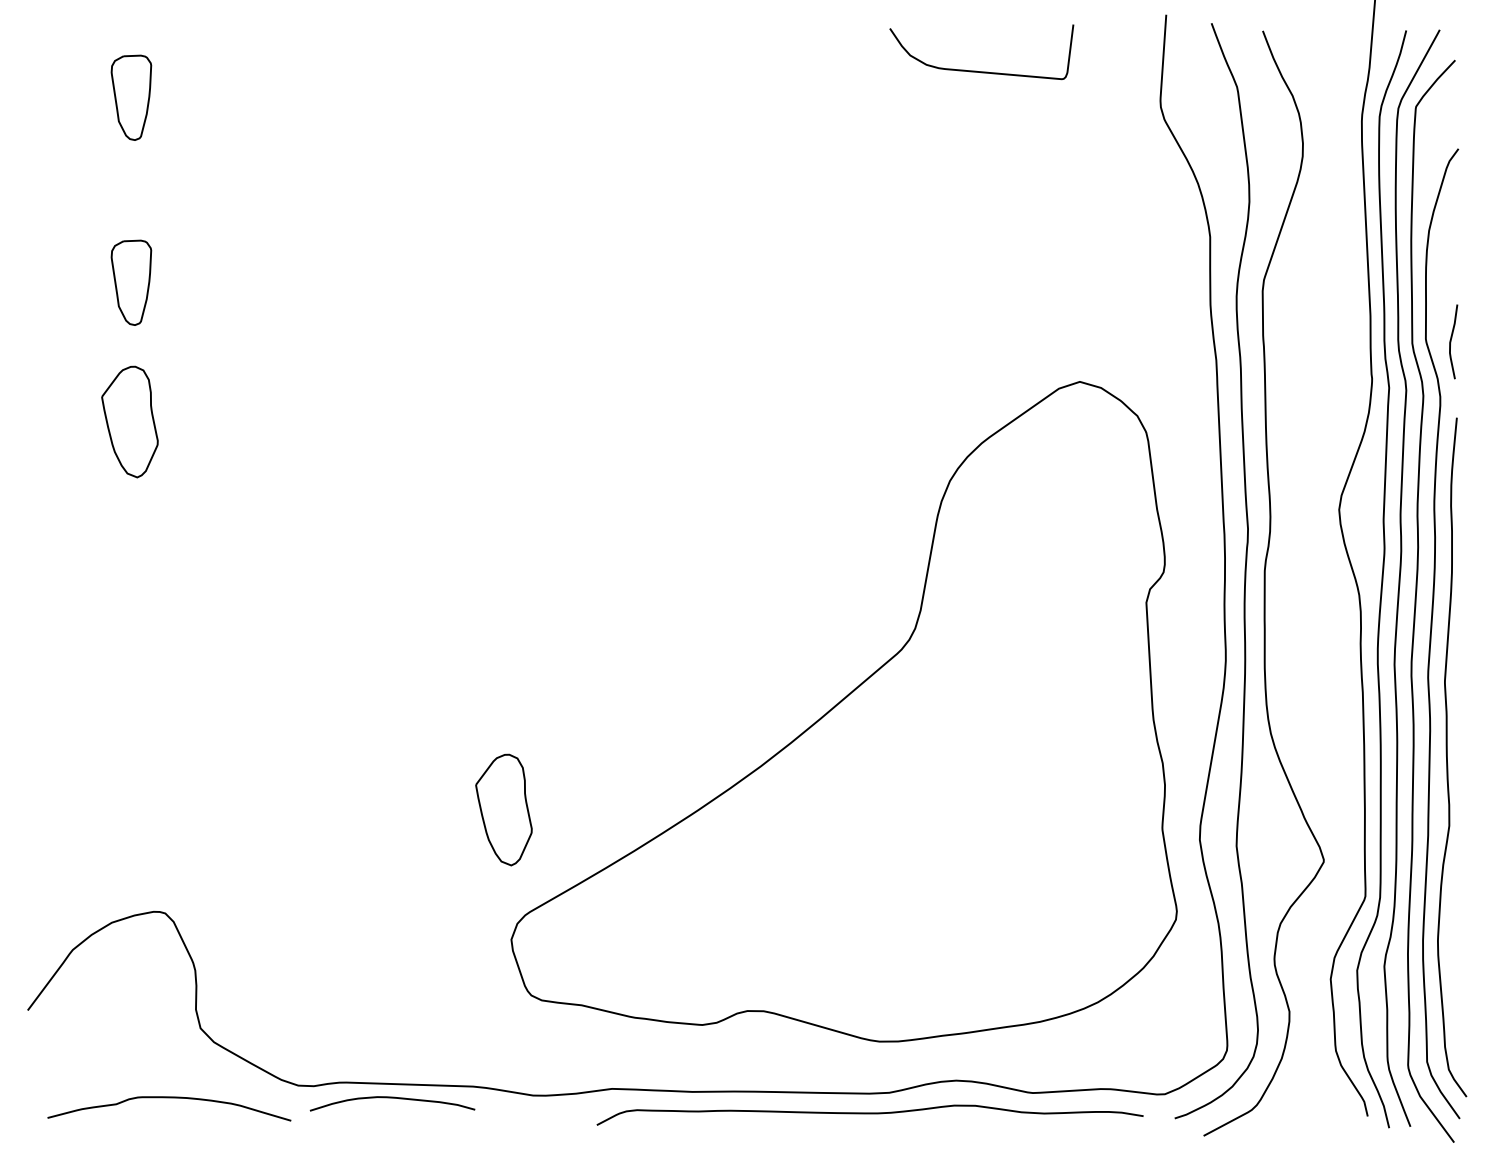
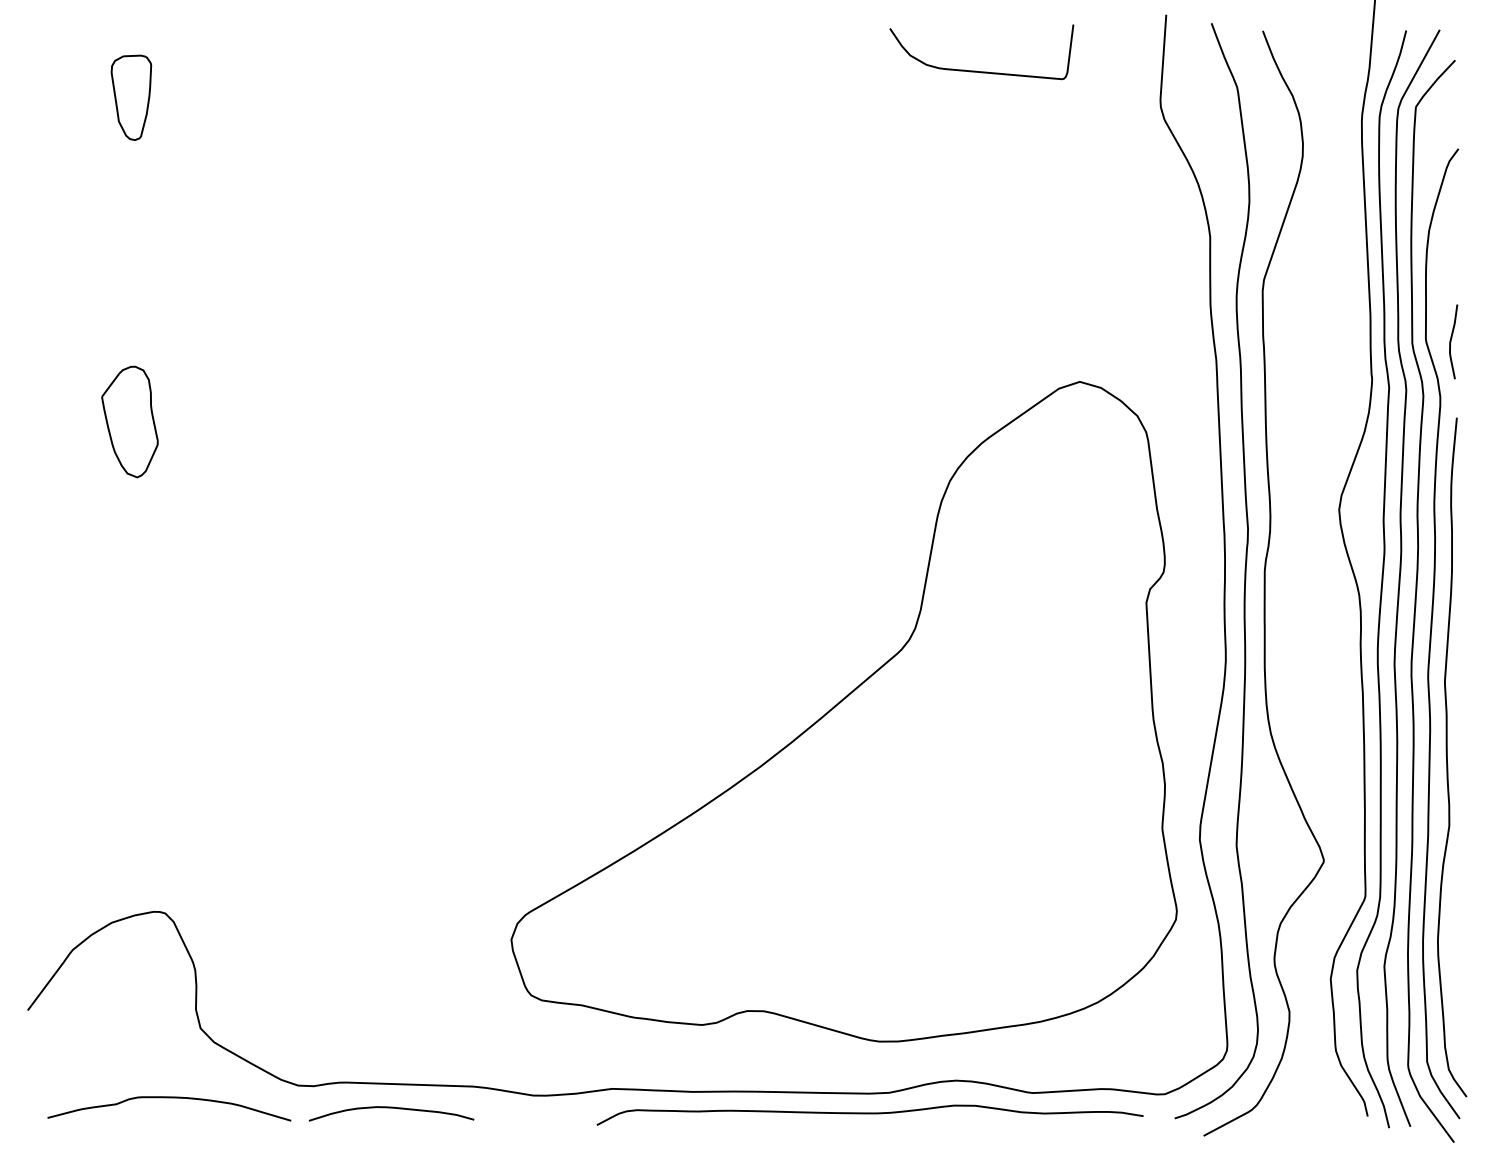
part: present -> none (131, 282)
part: present -> none (503, 809)
curve position: (392, 1098) -> (391, 1108) (391, 1108)
